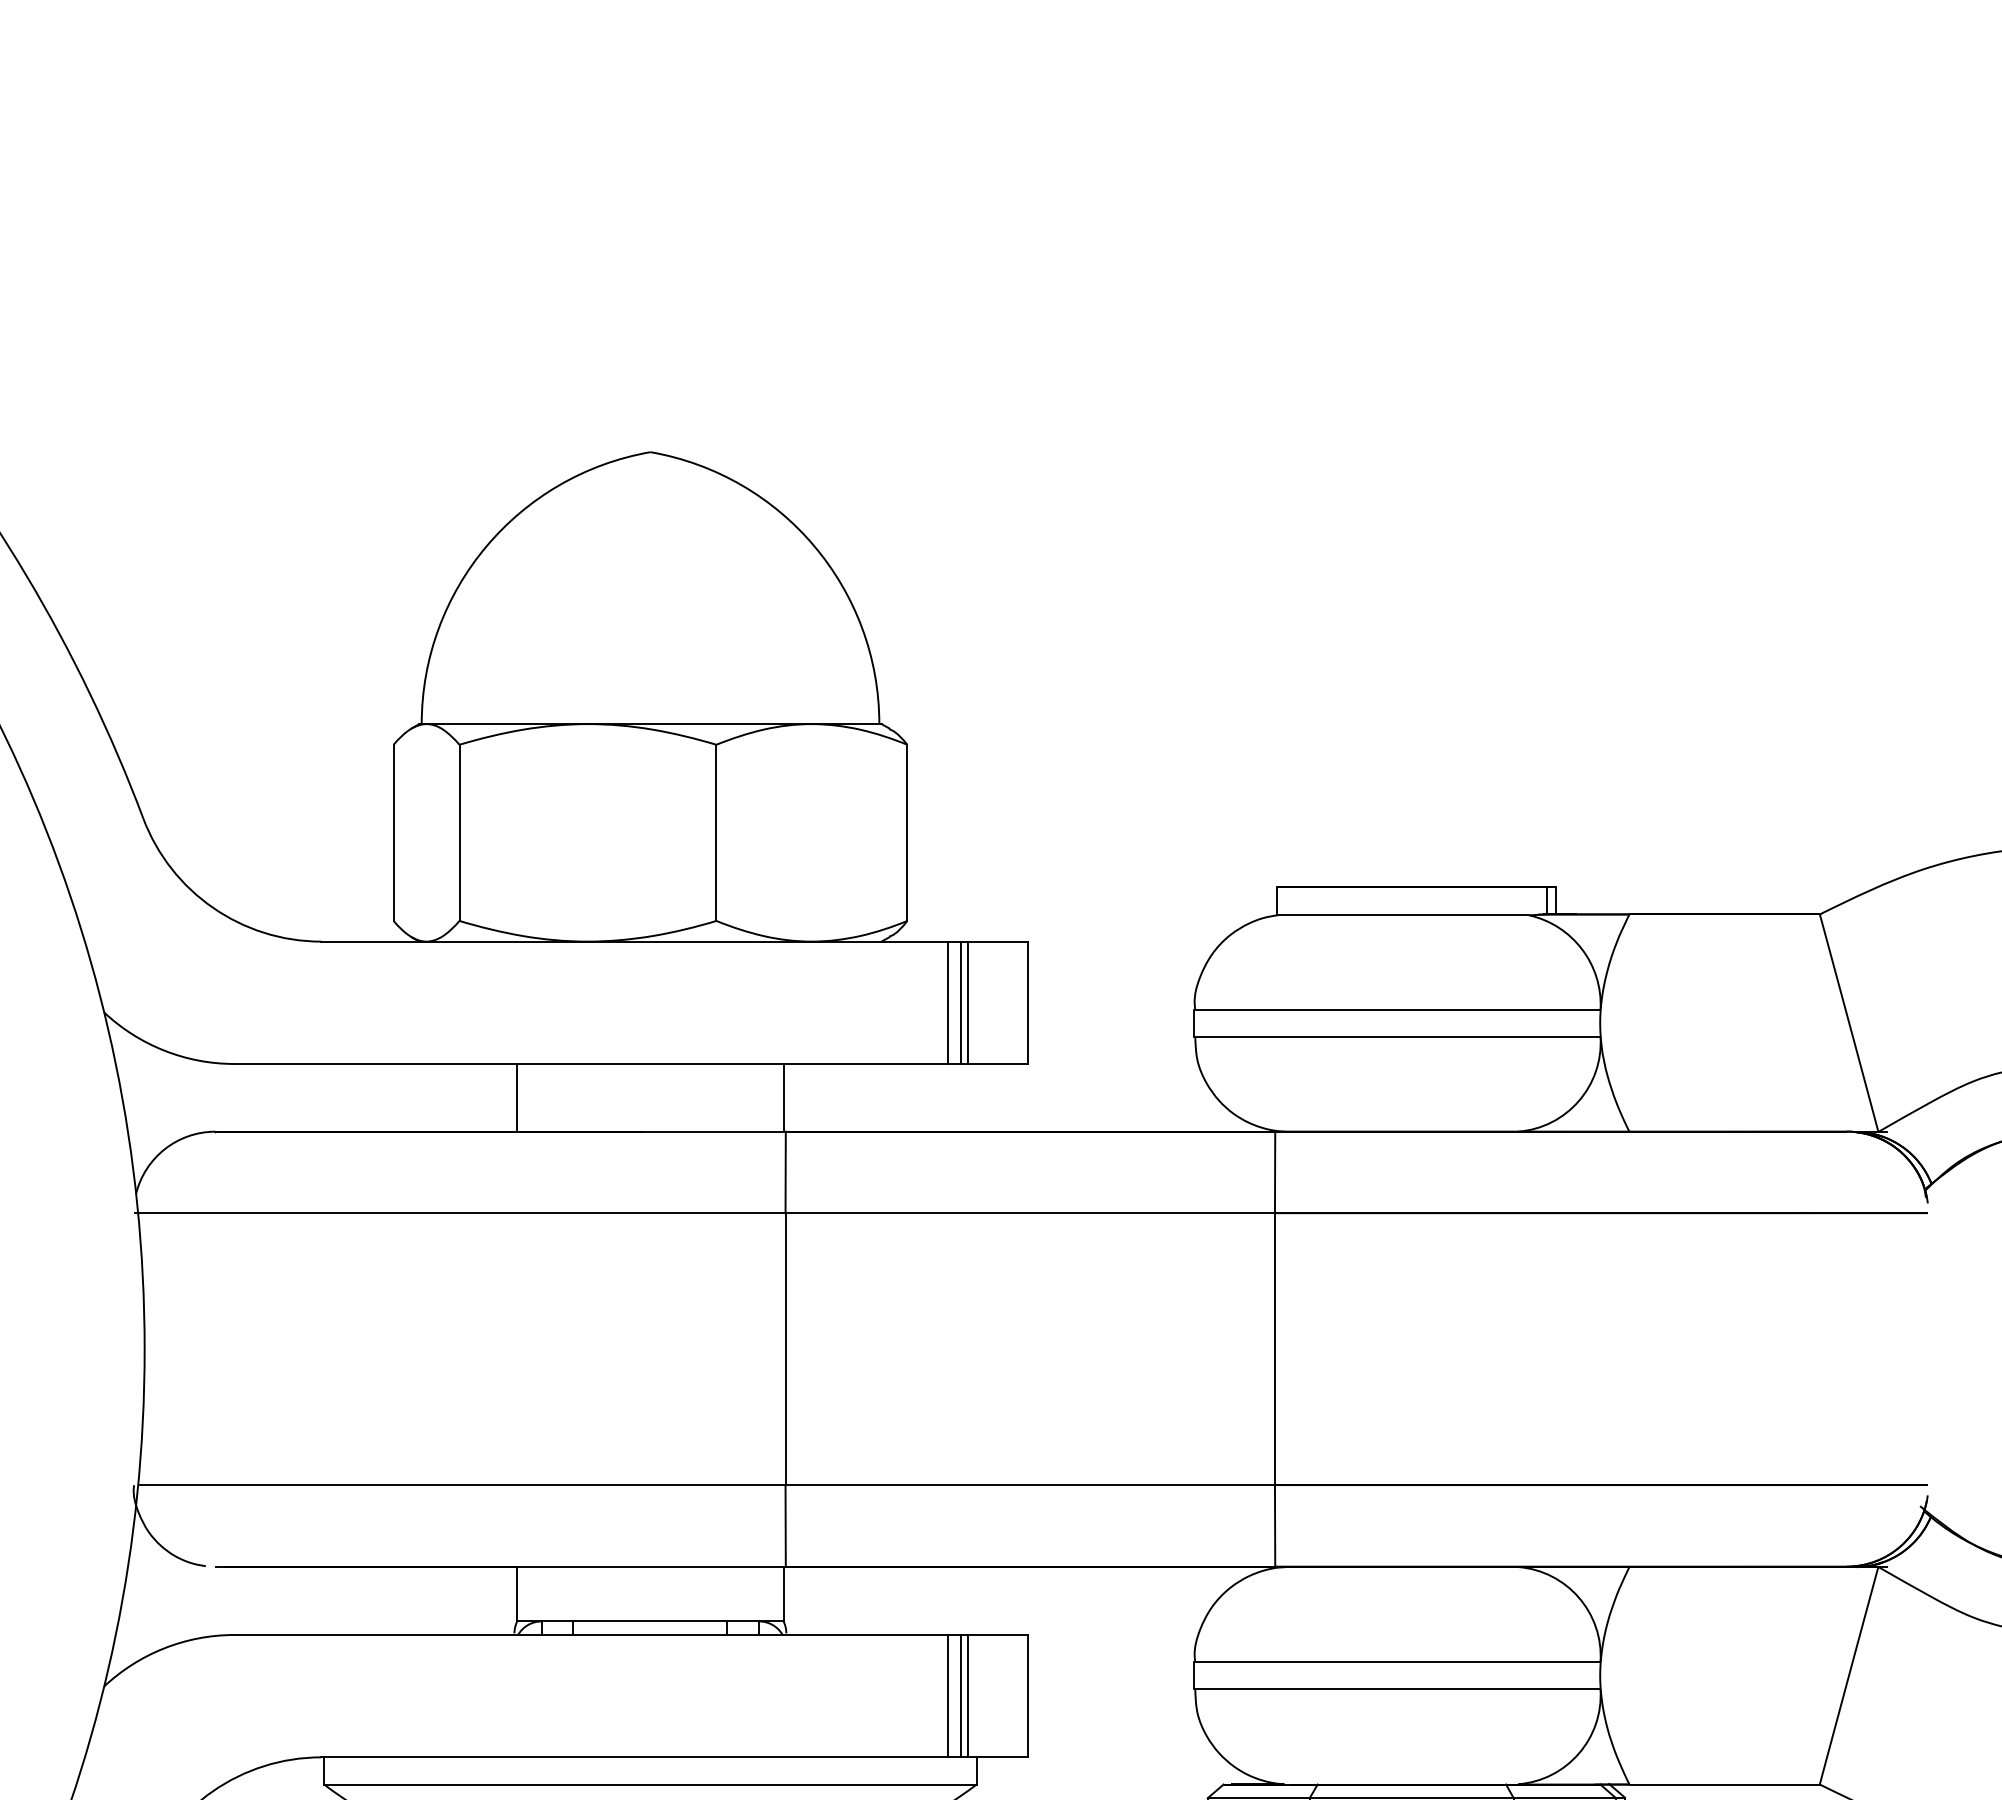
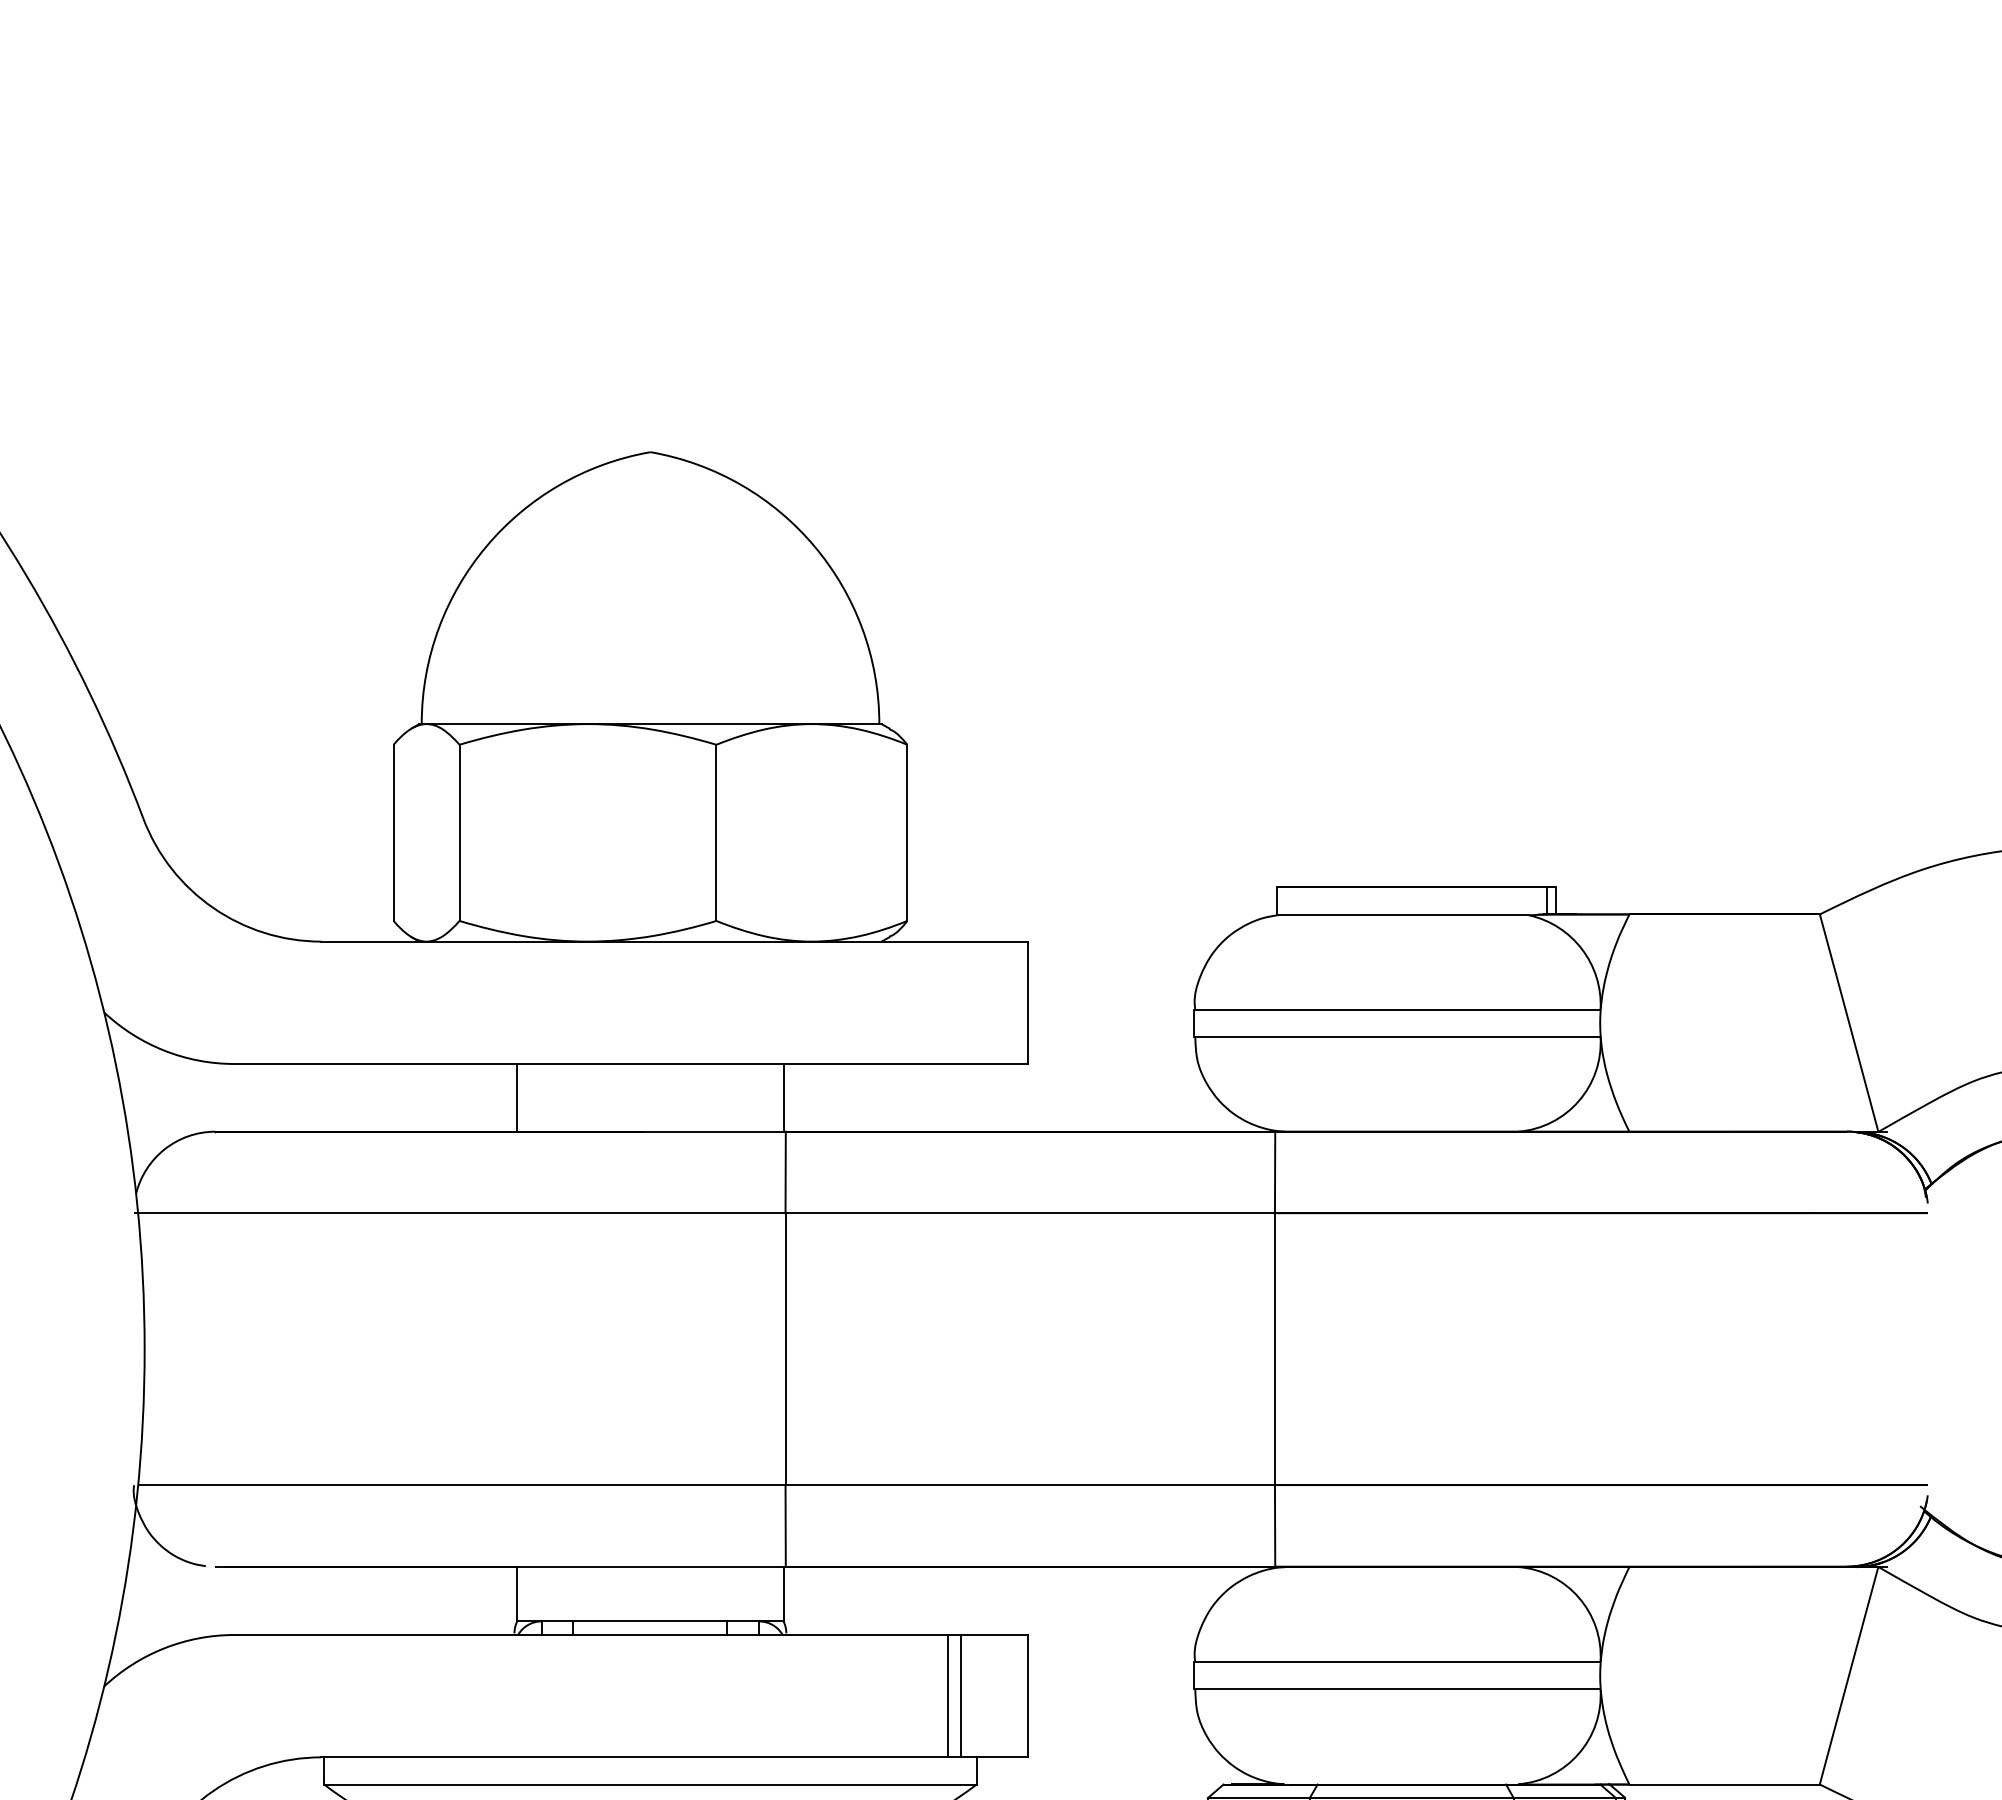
line: present -> none (947, 1002)
line: present -> none (960, 1002)
line: present -> none (967, 1002)
line: present -> none (967, 1696)
